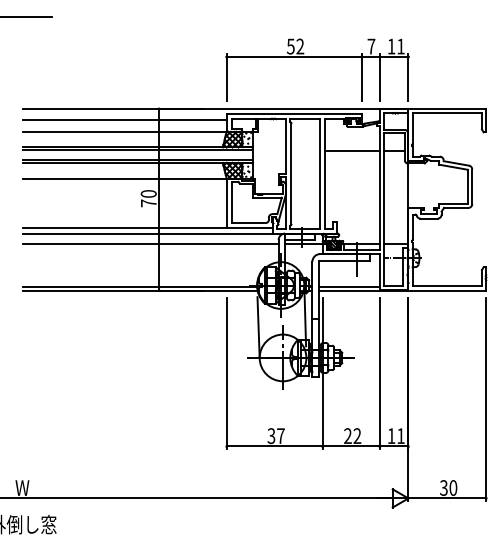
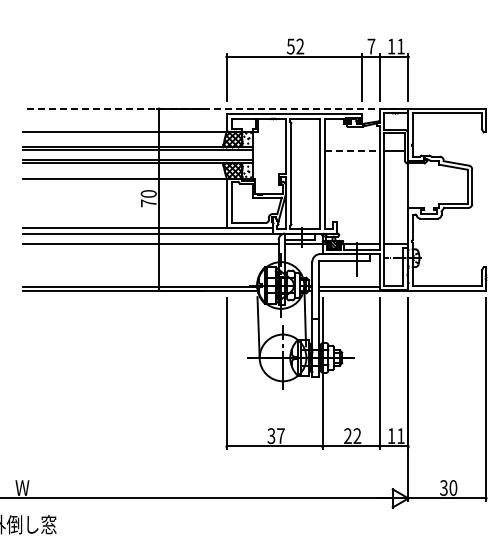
line: present -> none (27, 16)
line: solid -> dashed (215, 108)
line: present -> none (124, 119)
line: solid -> dashed (353, 151)
